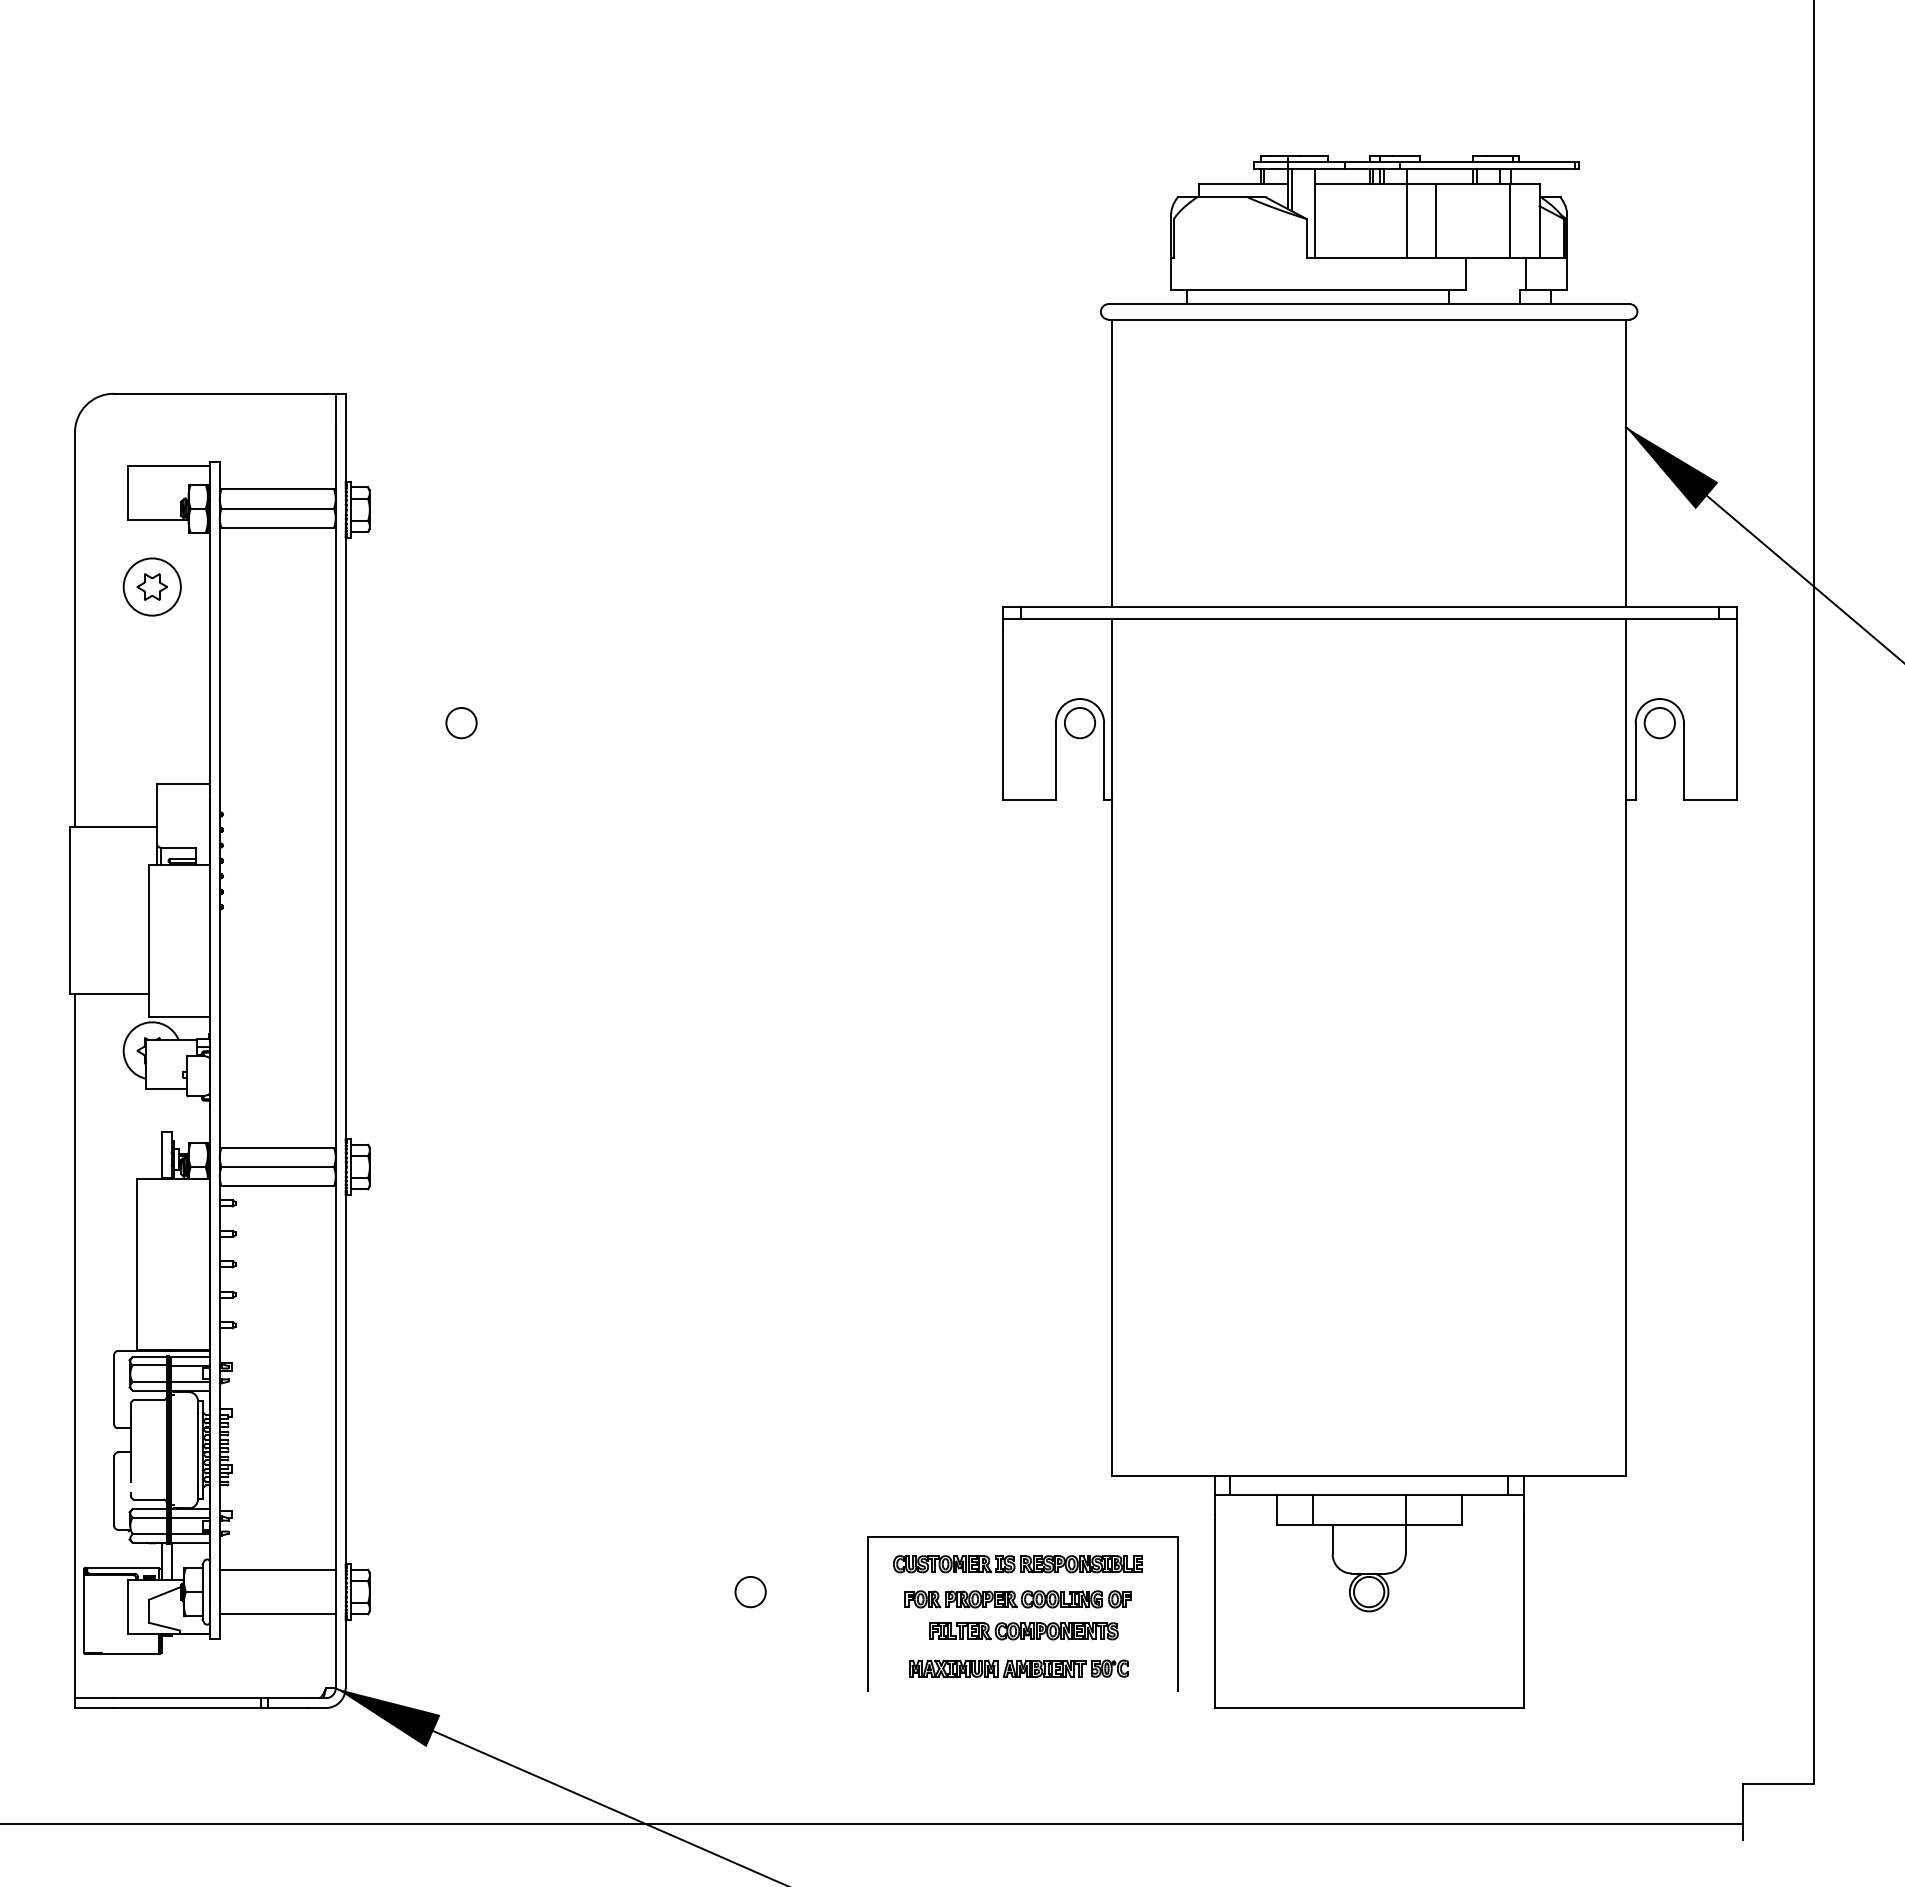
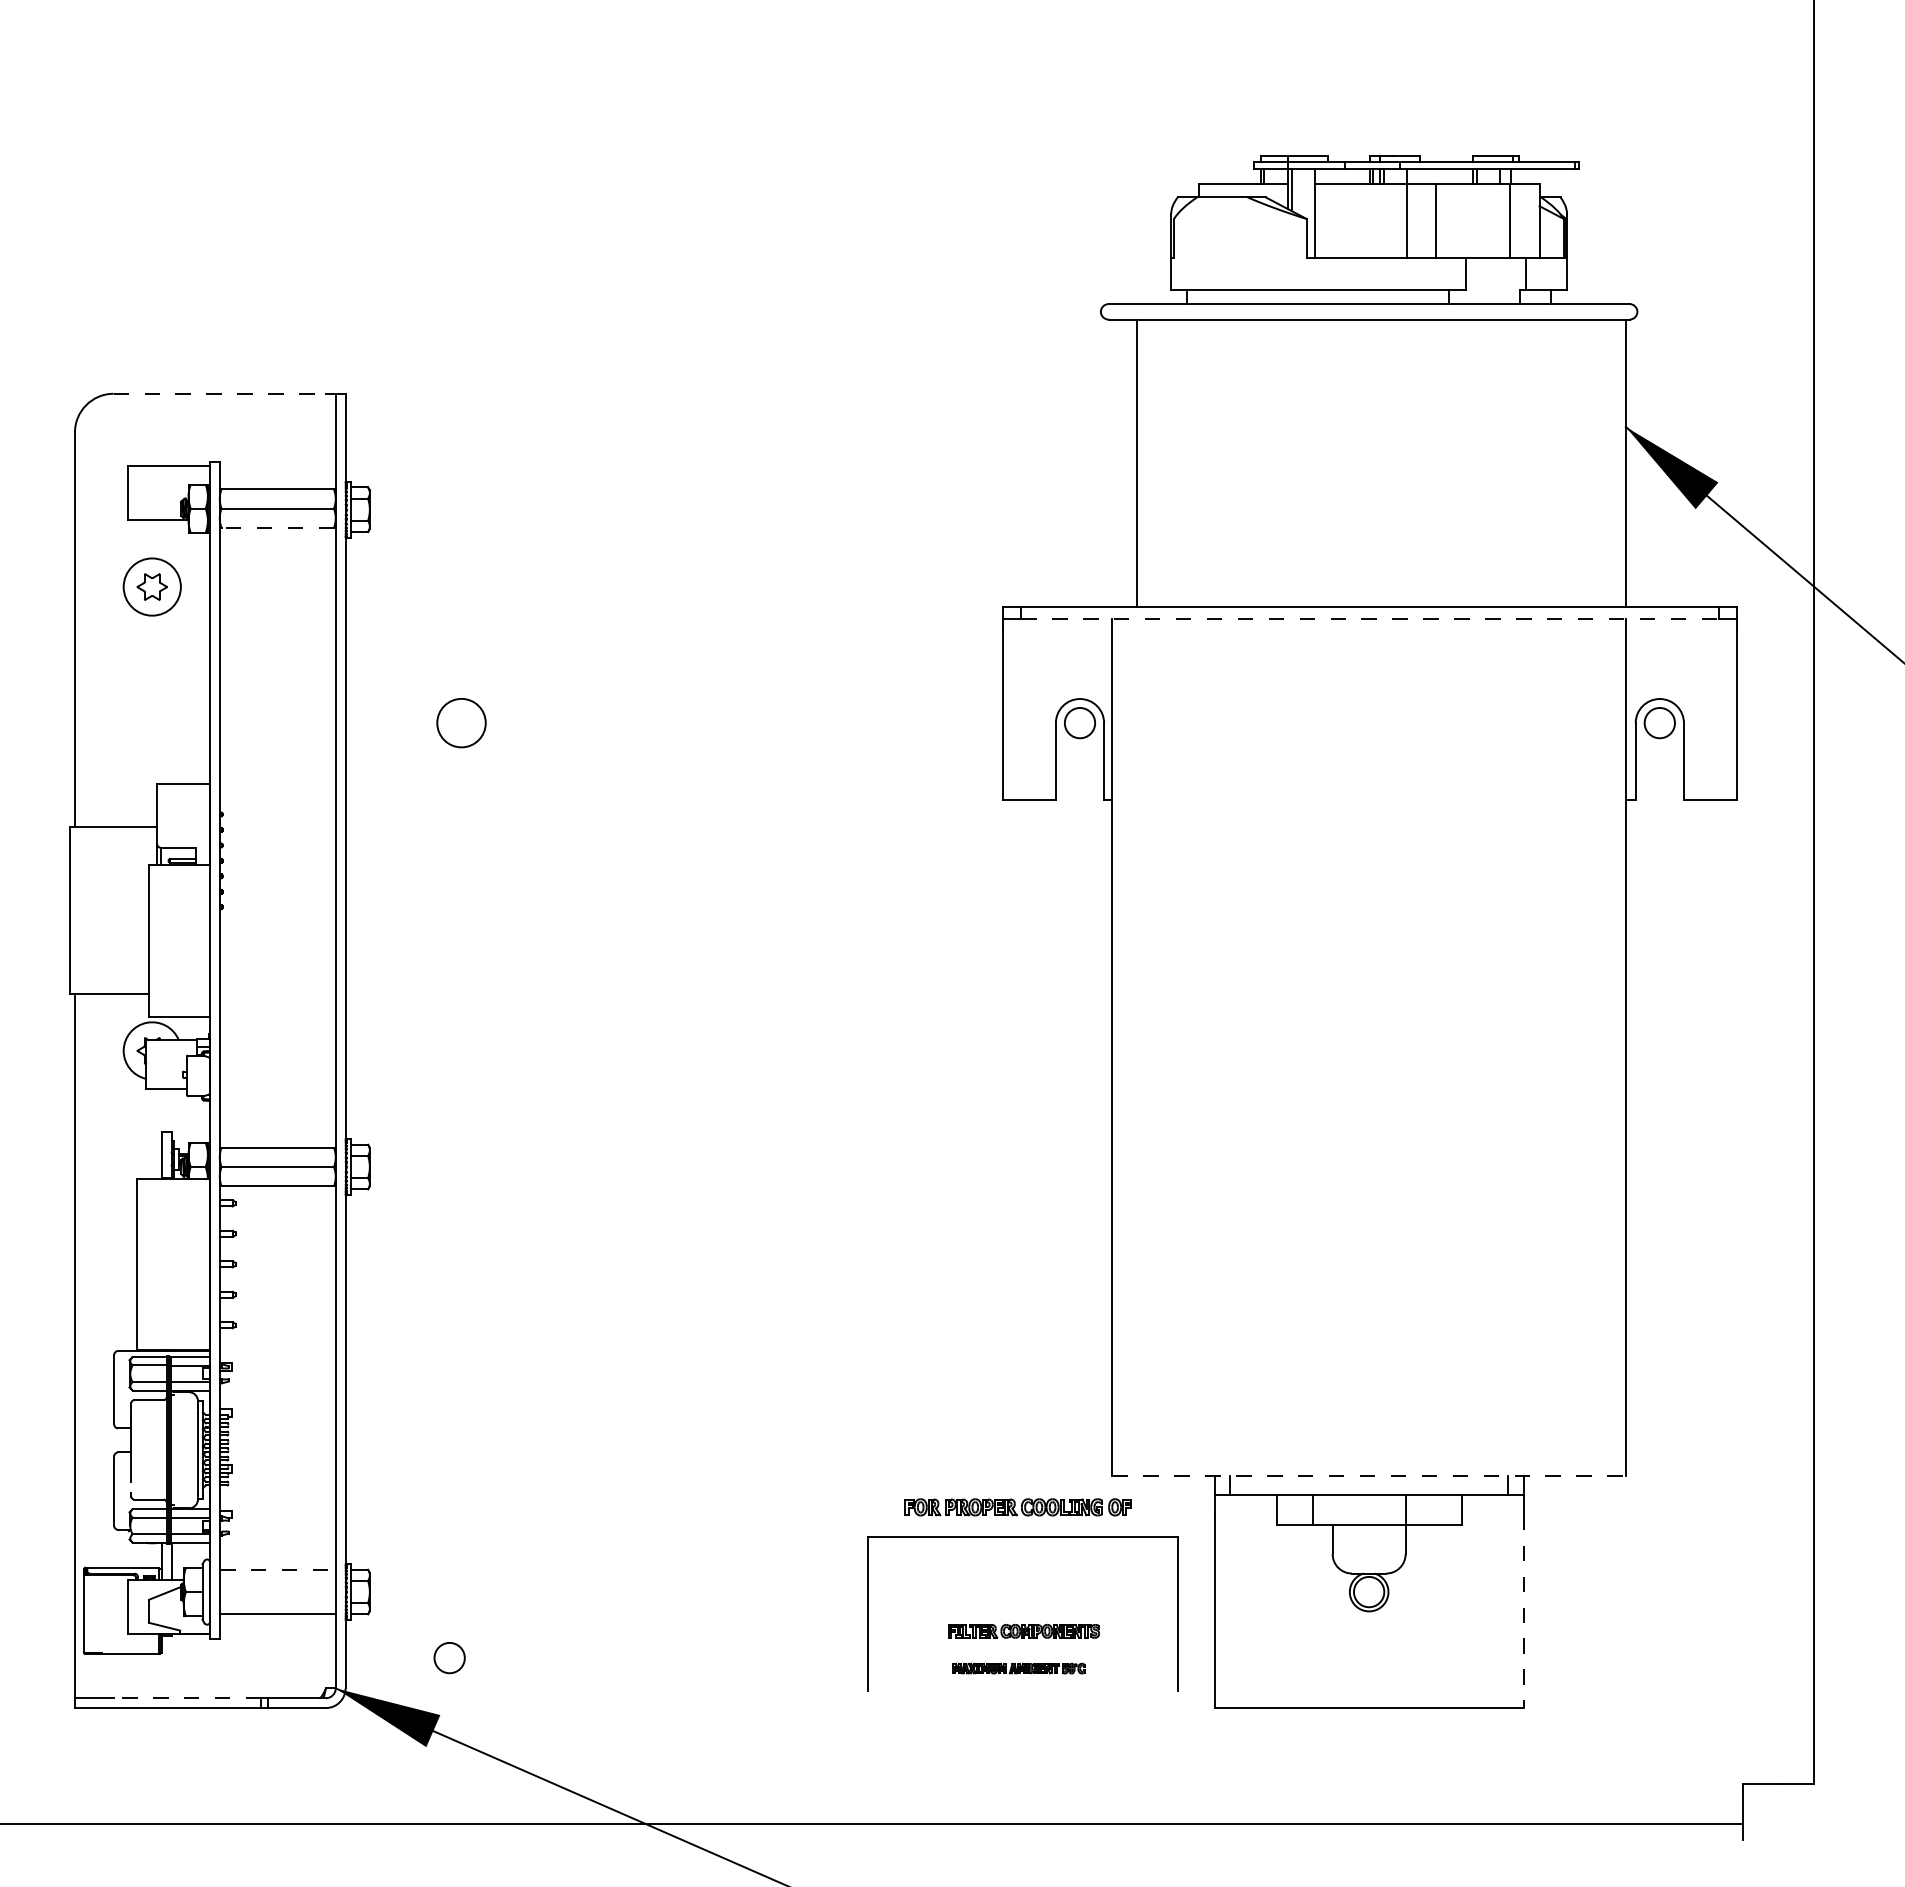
line: solid -> dashed (220, 393)
line position: (1112, 463) -> (1137, 463) (1137, 463)
line: solid -> dashed (277, 528)
line: solid -> dashed (1369, 618)
circle diameter: 30 px -> 48 px (461, 722)
line: solid -> dashed (1369, 1476)
part: present -> none (1017, 1564)
line: solid -> dashed (277, 1569)
circle position: (750, 1592) -> (449, 1658) (449, 1658)
part position: (1017, 1599) -> (1017, 1507) (1017, 1507)
line: solid -> dashed (1523, 1611)
part size: 190x19 px -> 152x15 px (1023, 1631)
part size: 220x19 px -> 134x13 px (1018, 1668)
line: solid -> dashed (187, 1698)
